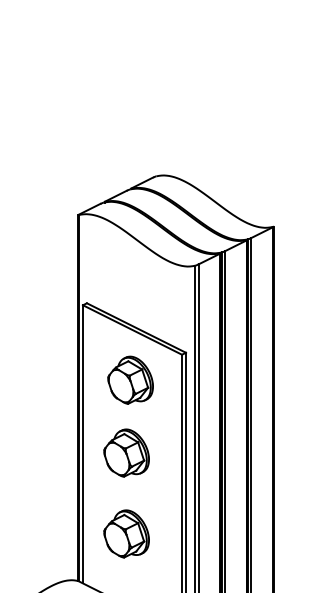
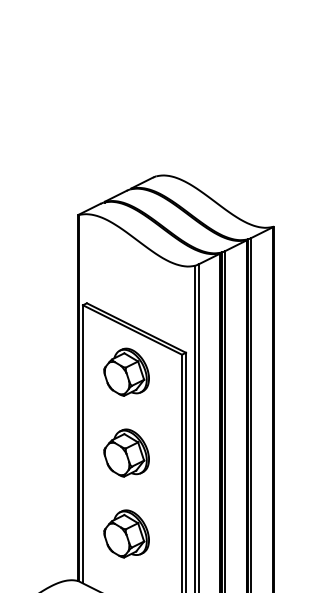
part position: (130, 379) -> (126, 371) (126, 371)
